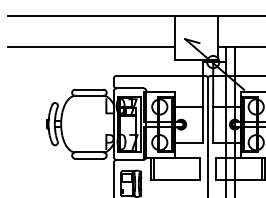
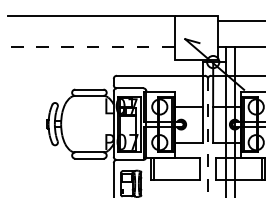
line position: (240, 15) -> (240, 20) (240, 20)
line: solid -> dashed (90, 46)
line: solid -> dashed (208, 138)
